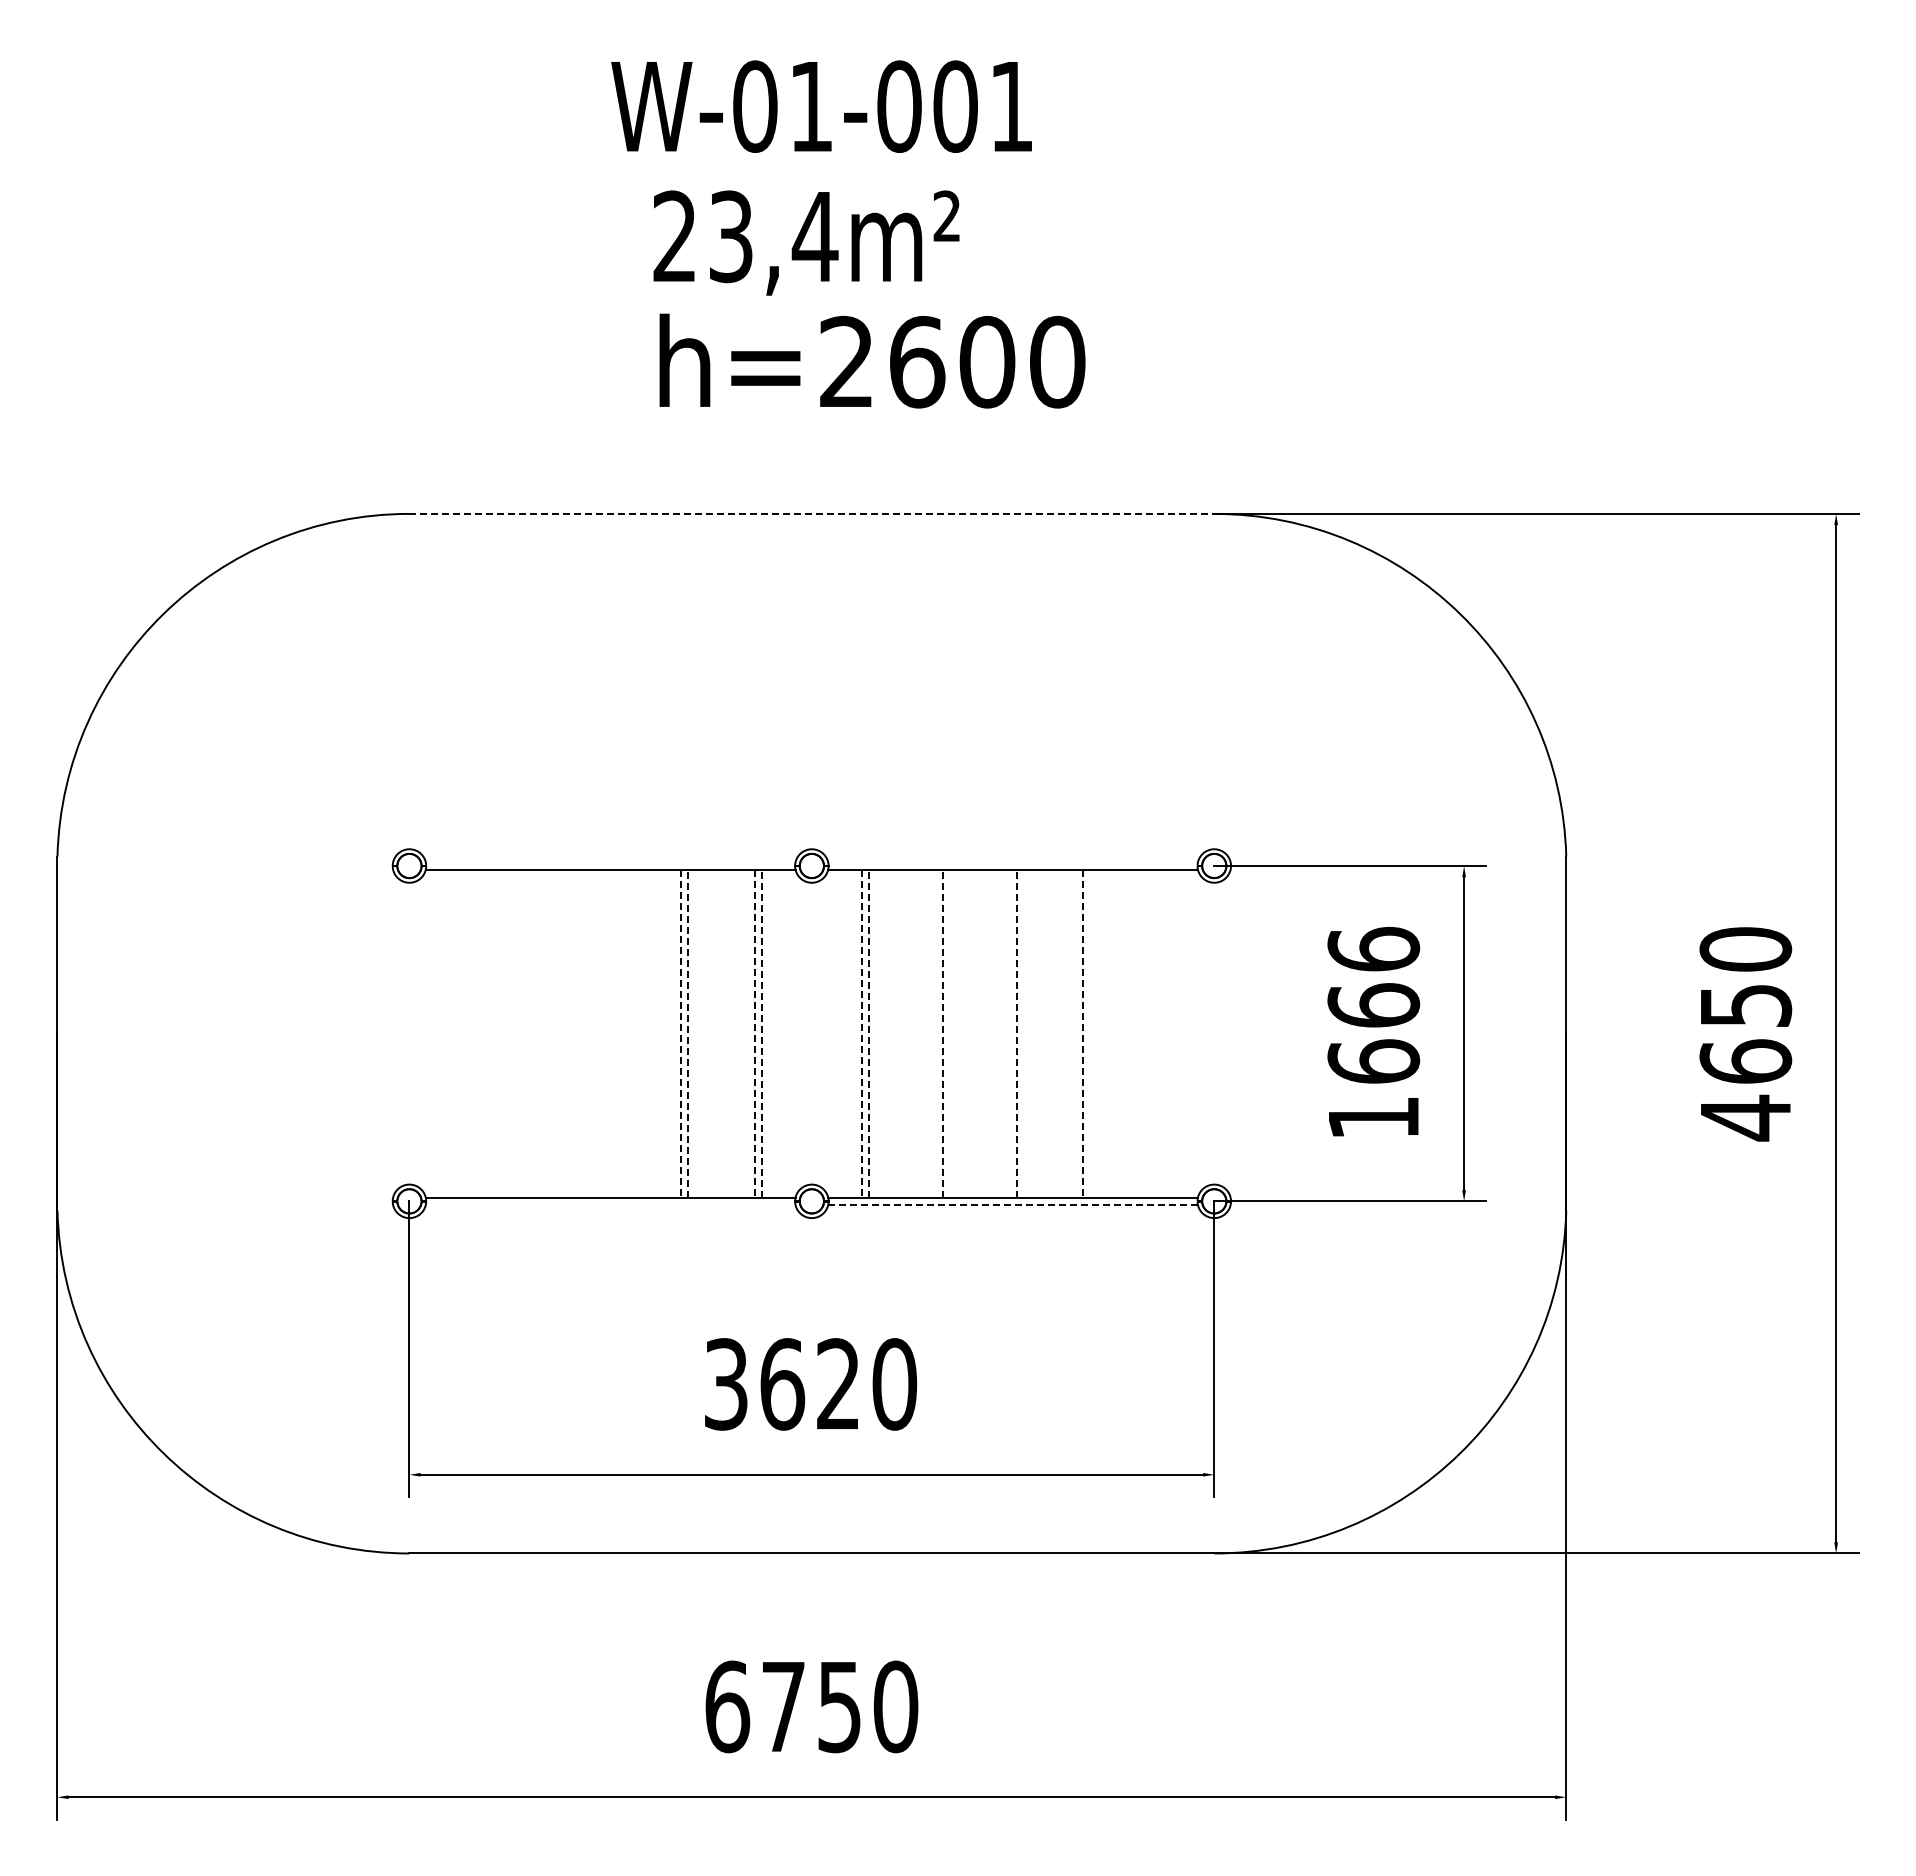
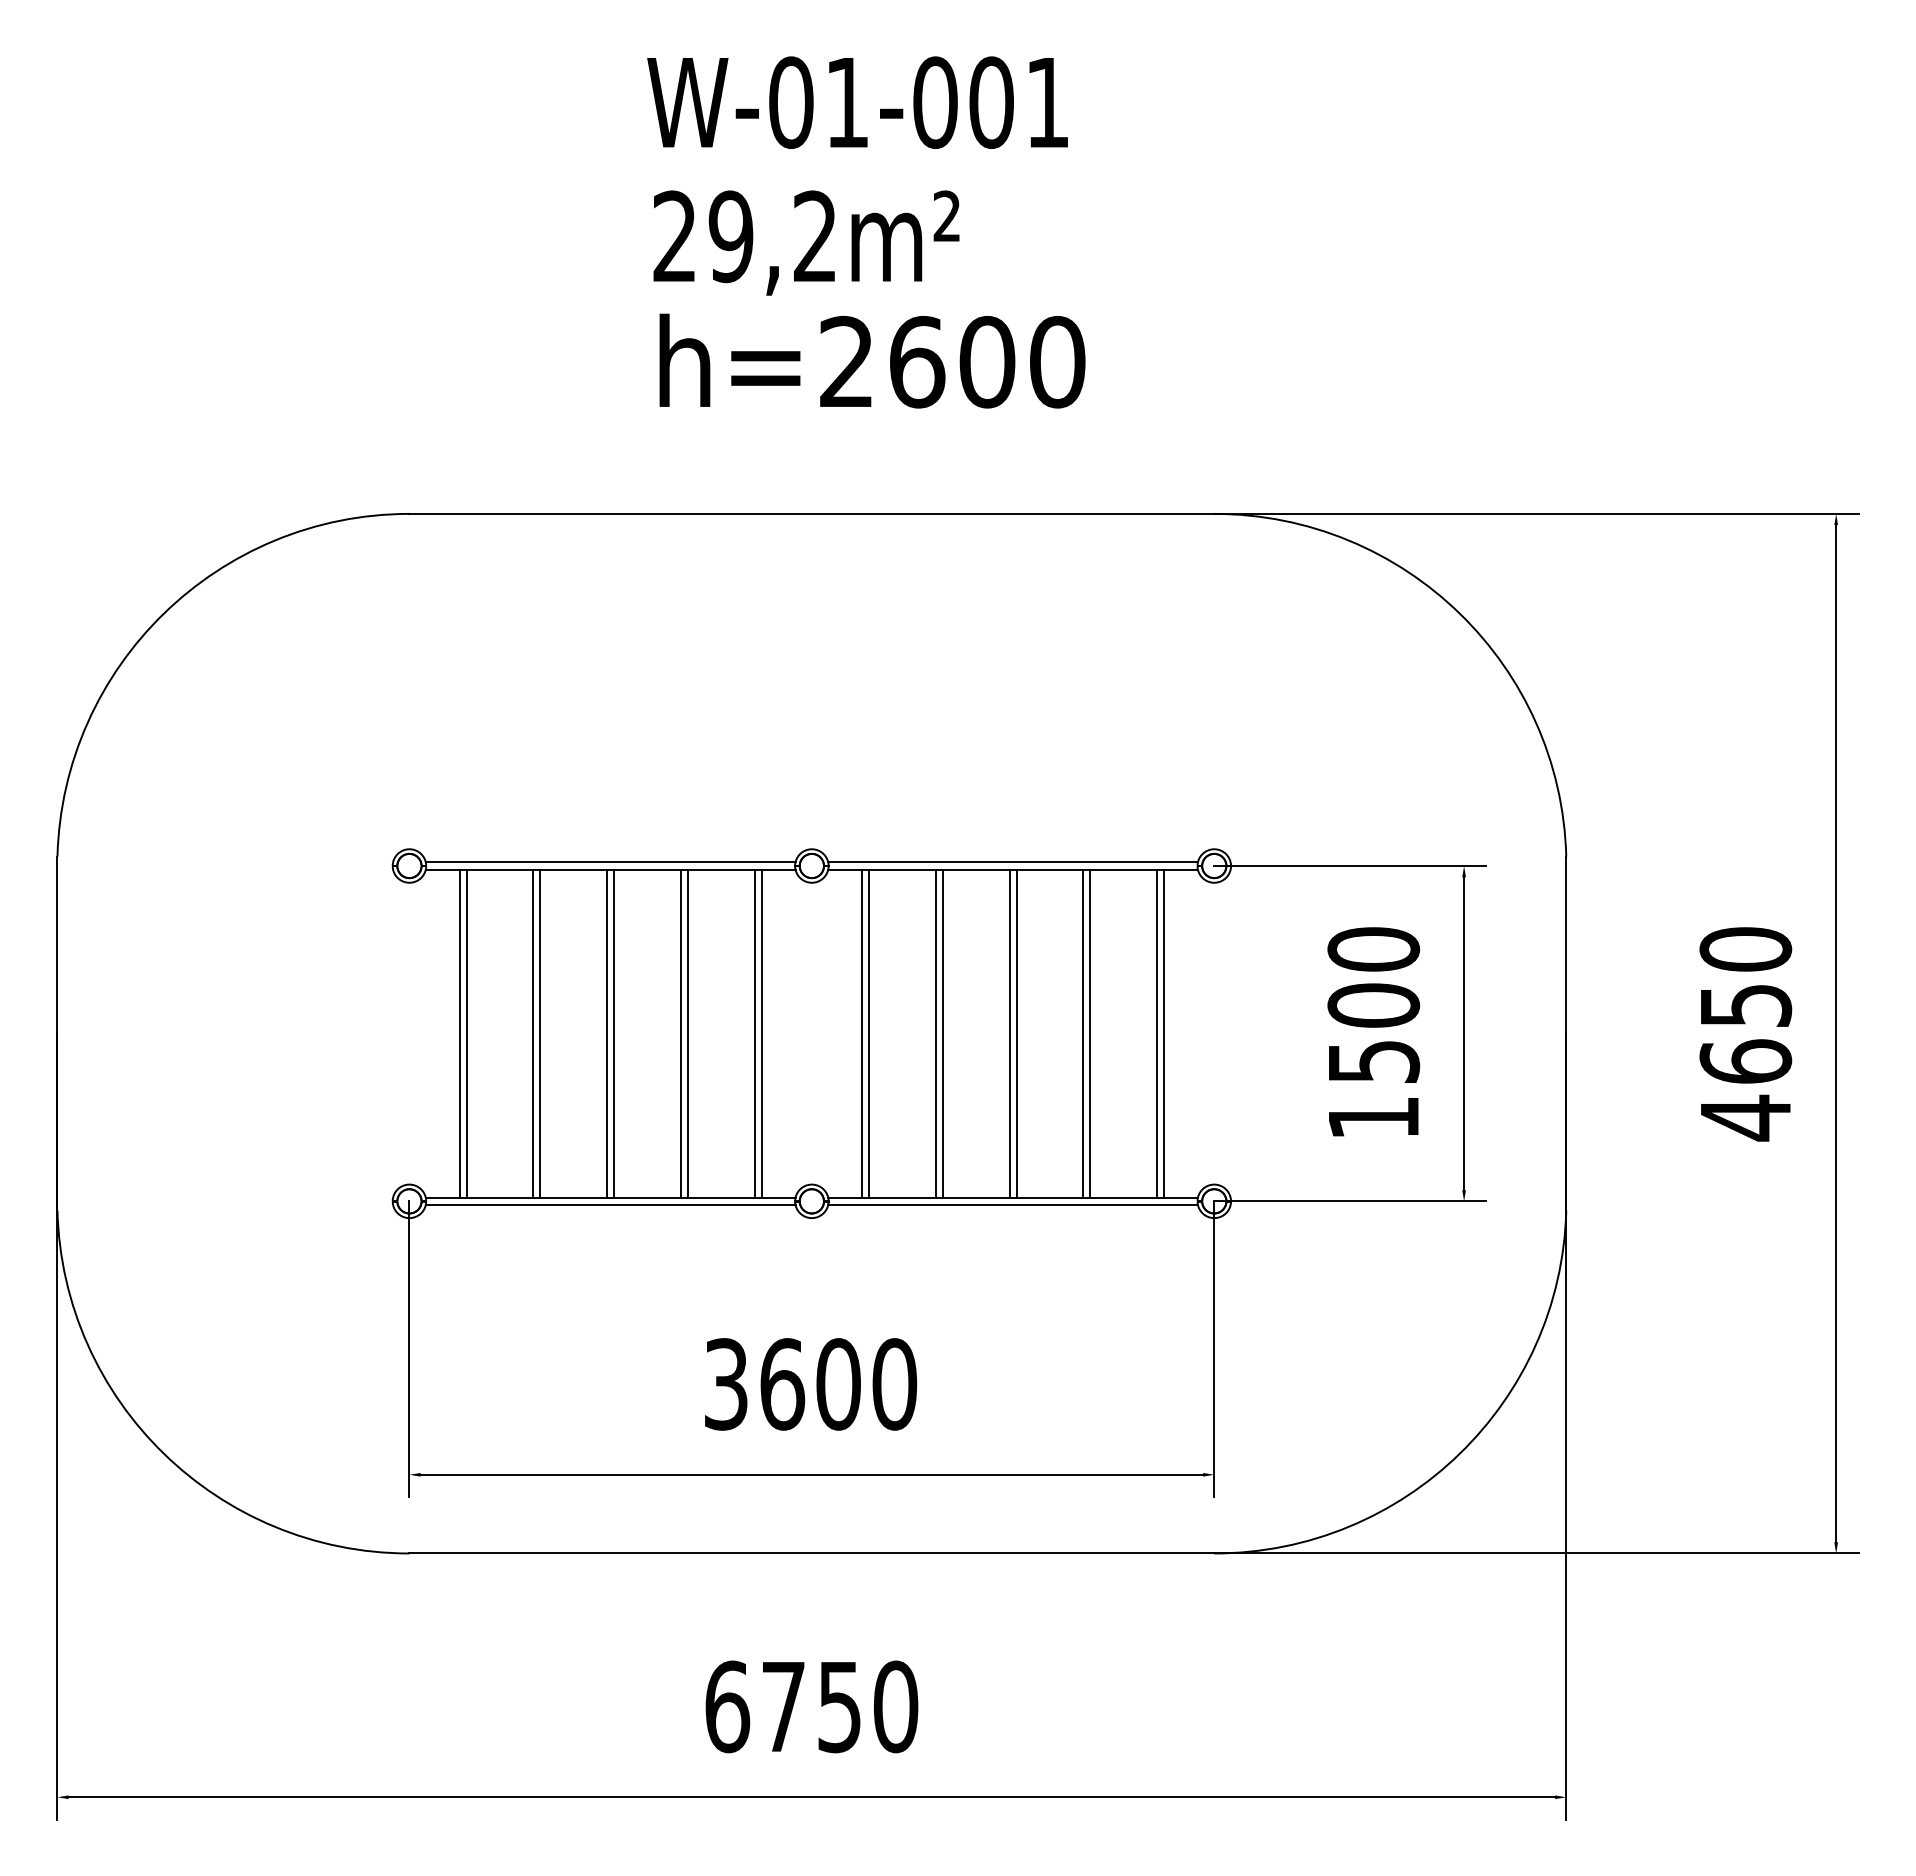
text position: (821, 106) -> (857, 102) (857, 102)
text: 23,4m² -> 29,2m² (773, 236)
line: dashed -> solid (812, 513)
line: none -> present (610, 862)
line: none -> present (1012, 862)
text: 1666 -> 1500 (1373, 1004)
line: none -> present (459, 1033)
line: none -> present (466, 1033)
line: none -> present (533, 1033)
line: none -> present (540, 1033)
line: none -> present (607, 1033)
line: none -> present (614, 1033)
line: dashed -> solid (688, 1033)
line: dashed -> solid (761, 1033)
line: dashed -> solid (869, 1033)
line: none -> present (935, 1033)
line: dashed -> solid (942, 1033)
line: none -> present (1009, 1033)
line: dashed -> solid (1016, 1033)
line: none -> present (1090, 1033)
line: none -> present (1157, 1033)
line: none -> present (1164, 1033)
line: dashed -> solid (680, 1034)
line: dashed -> solid (754, 1034)
line: dashed -> solid (861, 1034)
line: dashed -> solid (1083, 1034)
line: none -> present (610, 1204)
line: dashed -> solid (1013, 1204)
text: 3620 -> 3600 (838, 1384)
